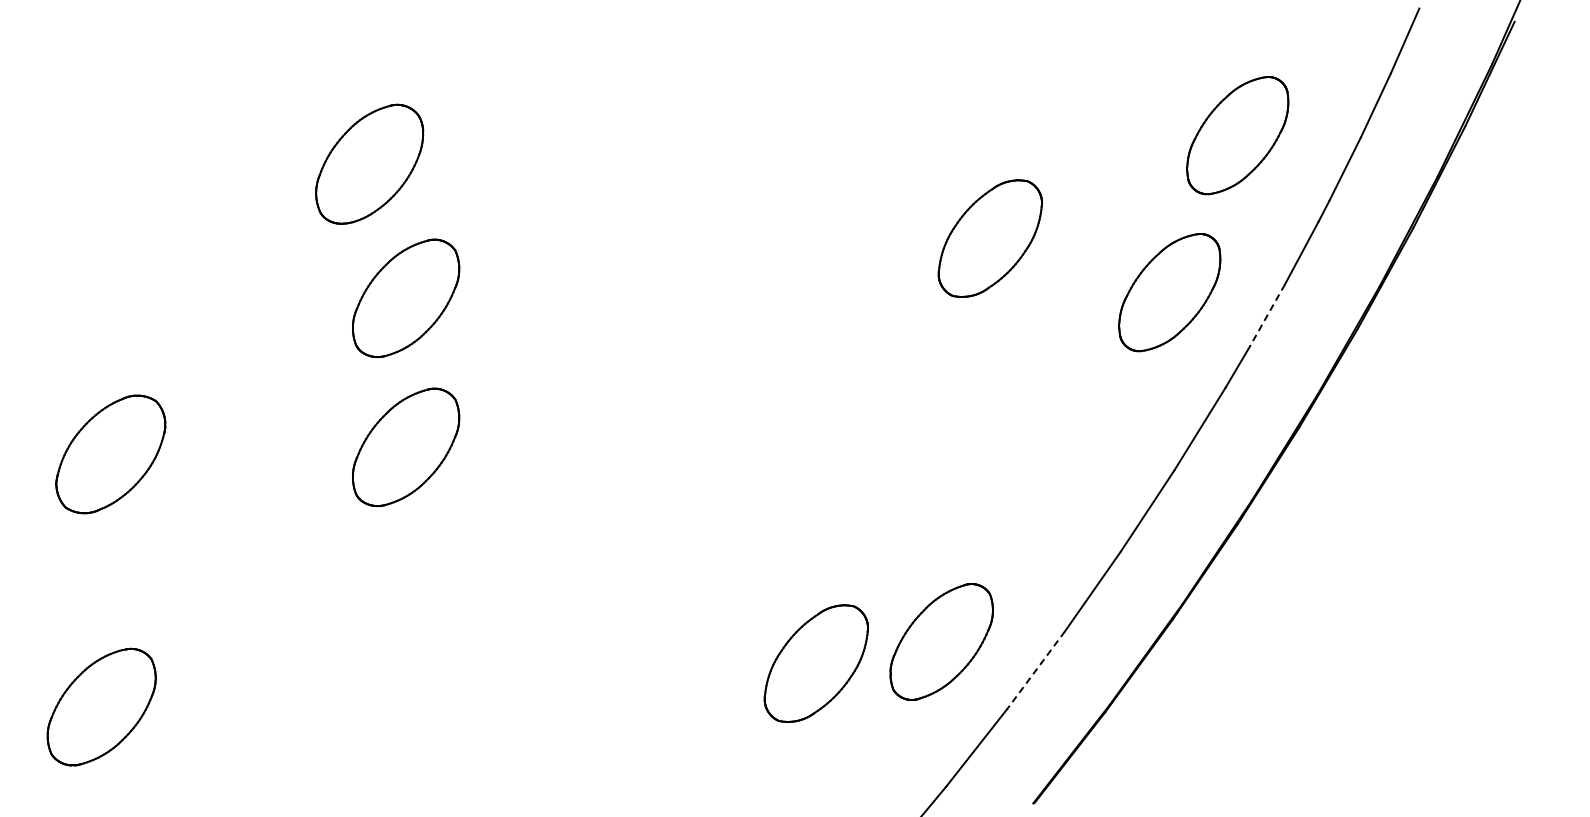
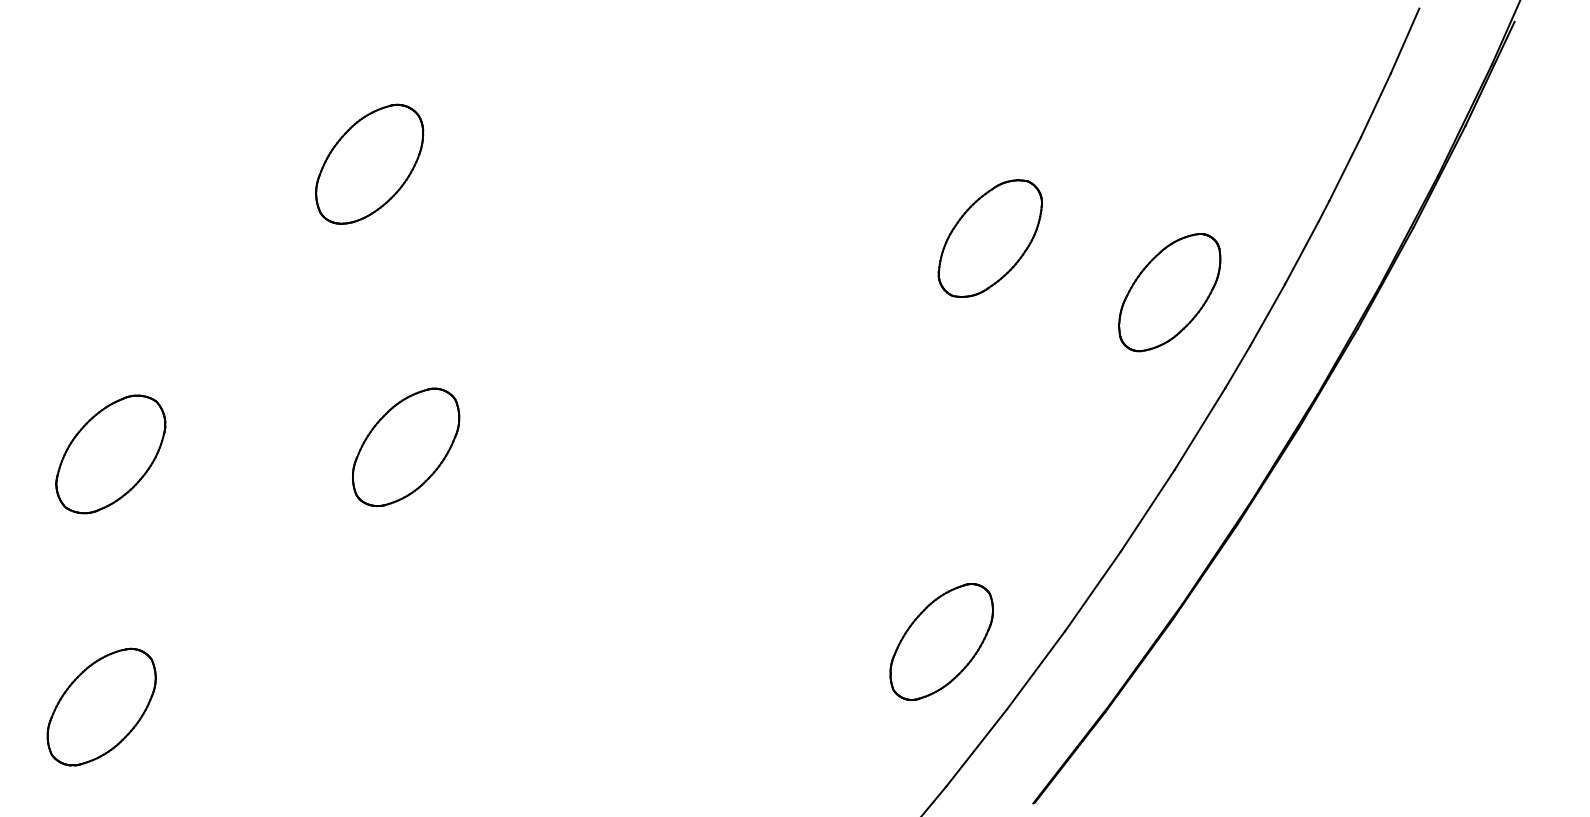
part: present -> none (1237, 135)
part: present -> none (406, 297)
line: dashed -> solid (1267, 315)
part: present -> none (815, 663)
line: dashed -> solid (1036, 670)
